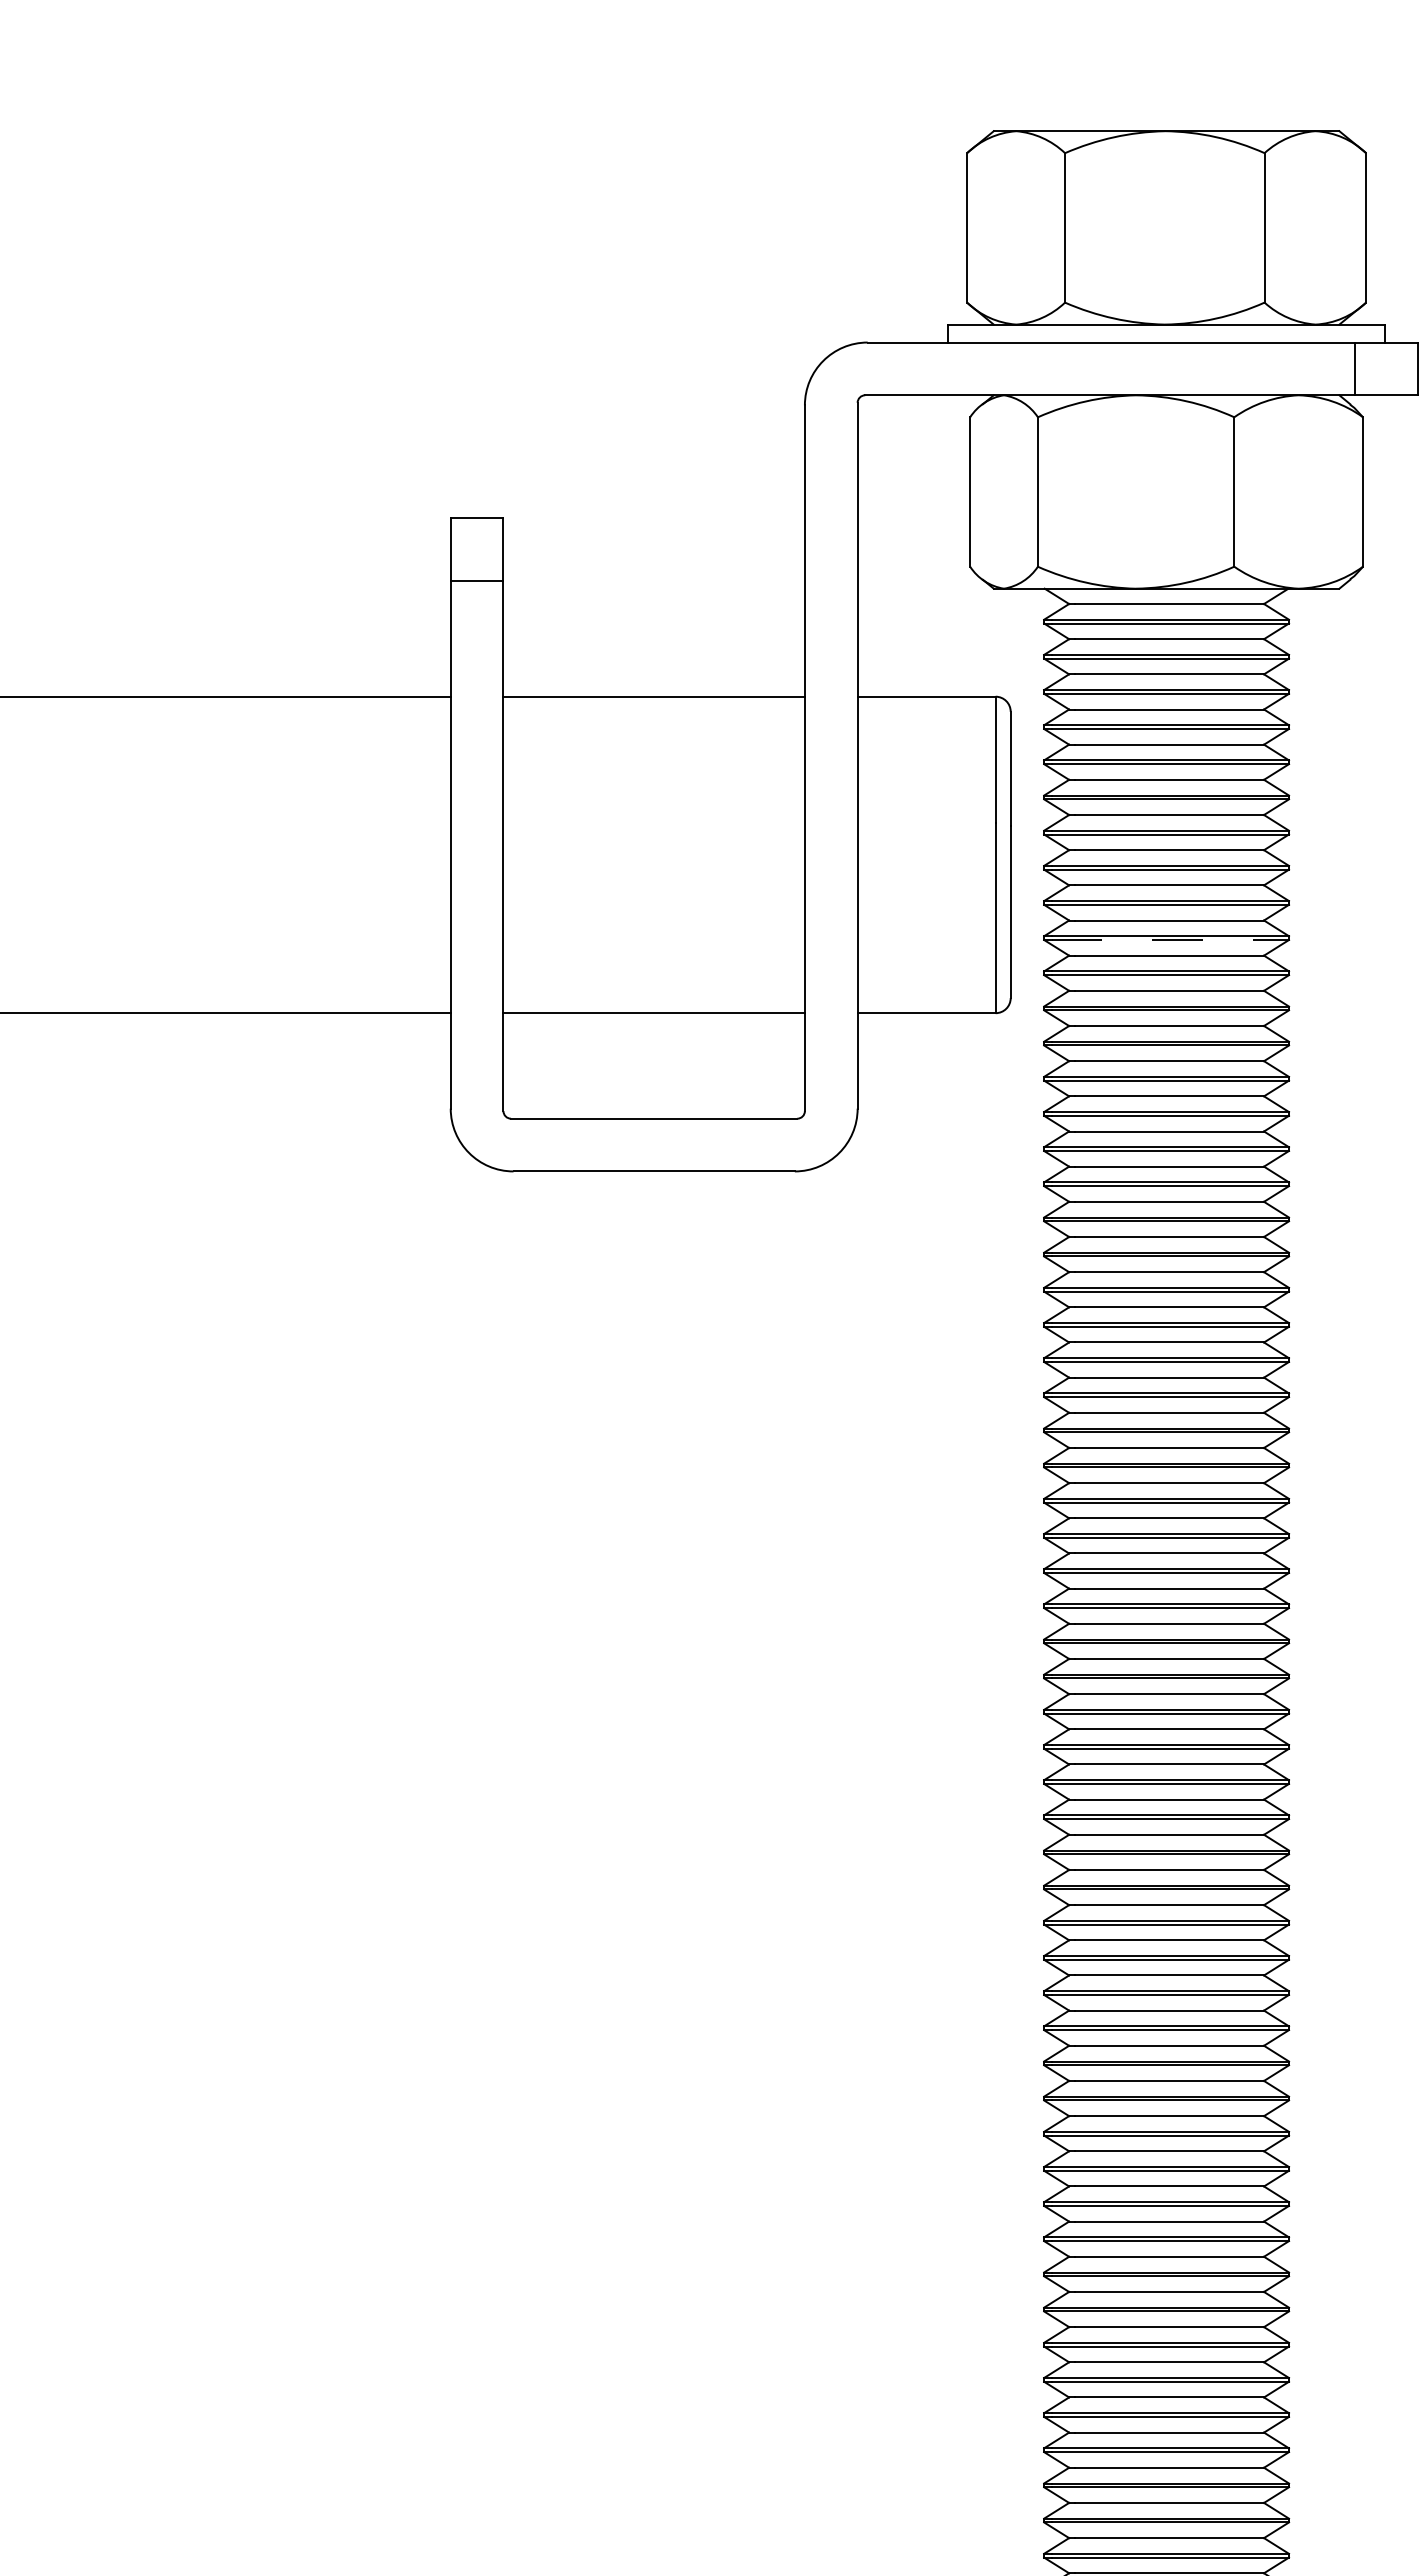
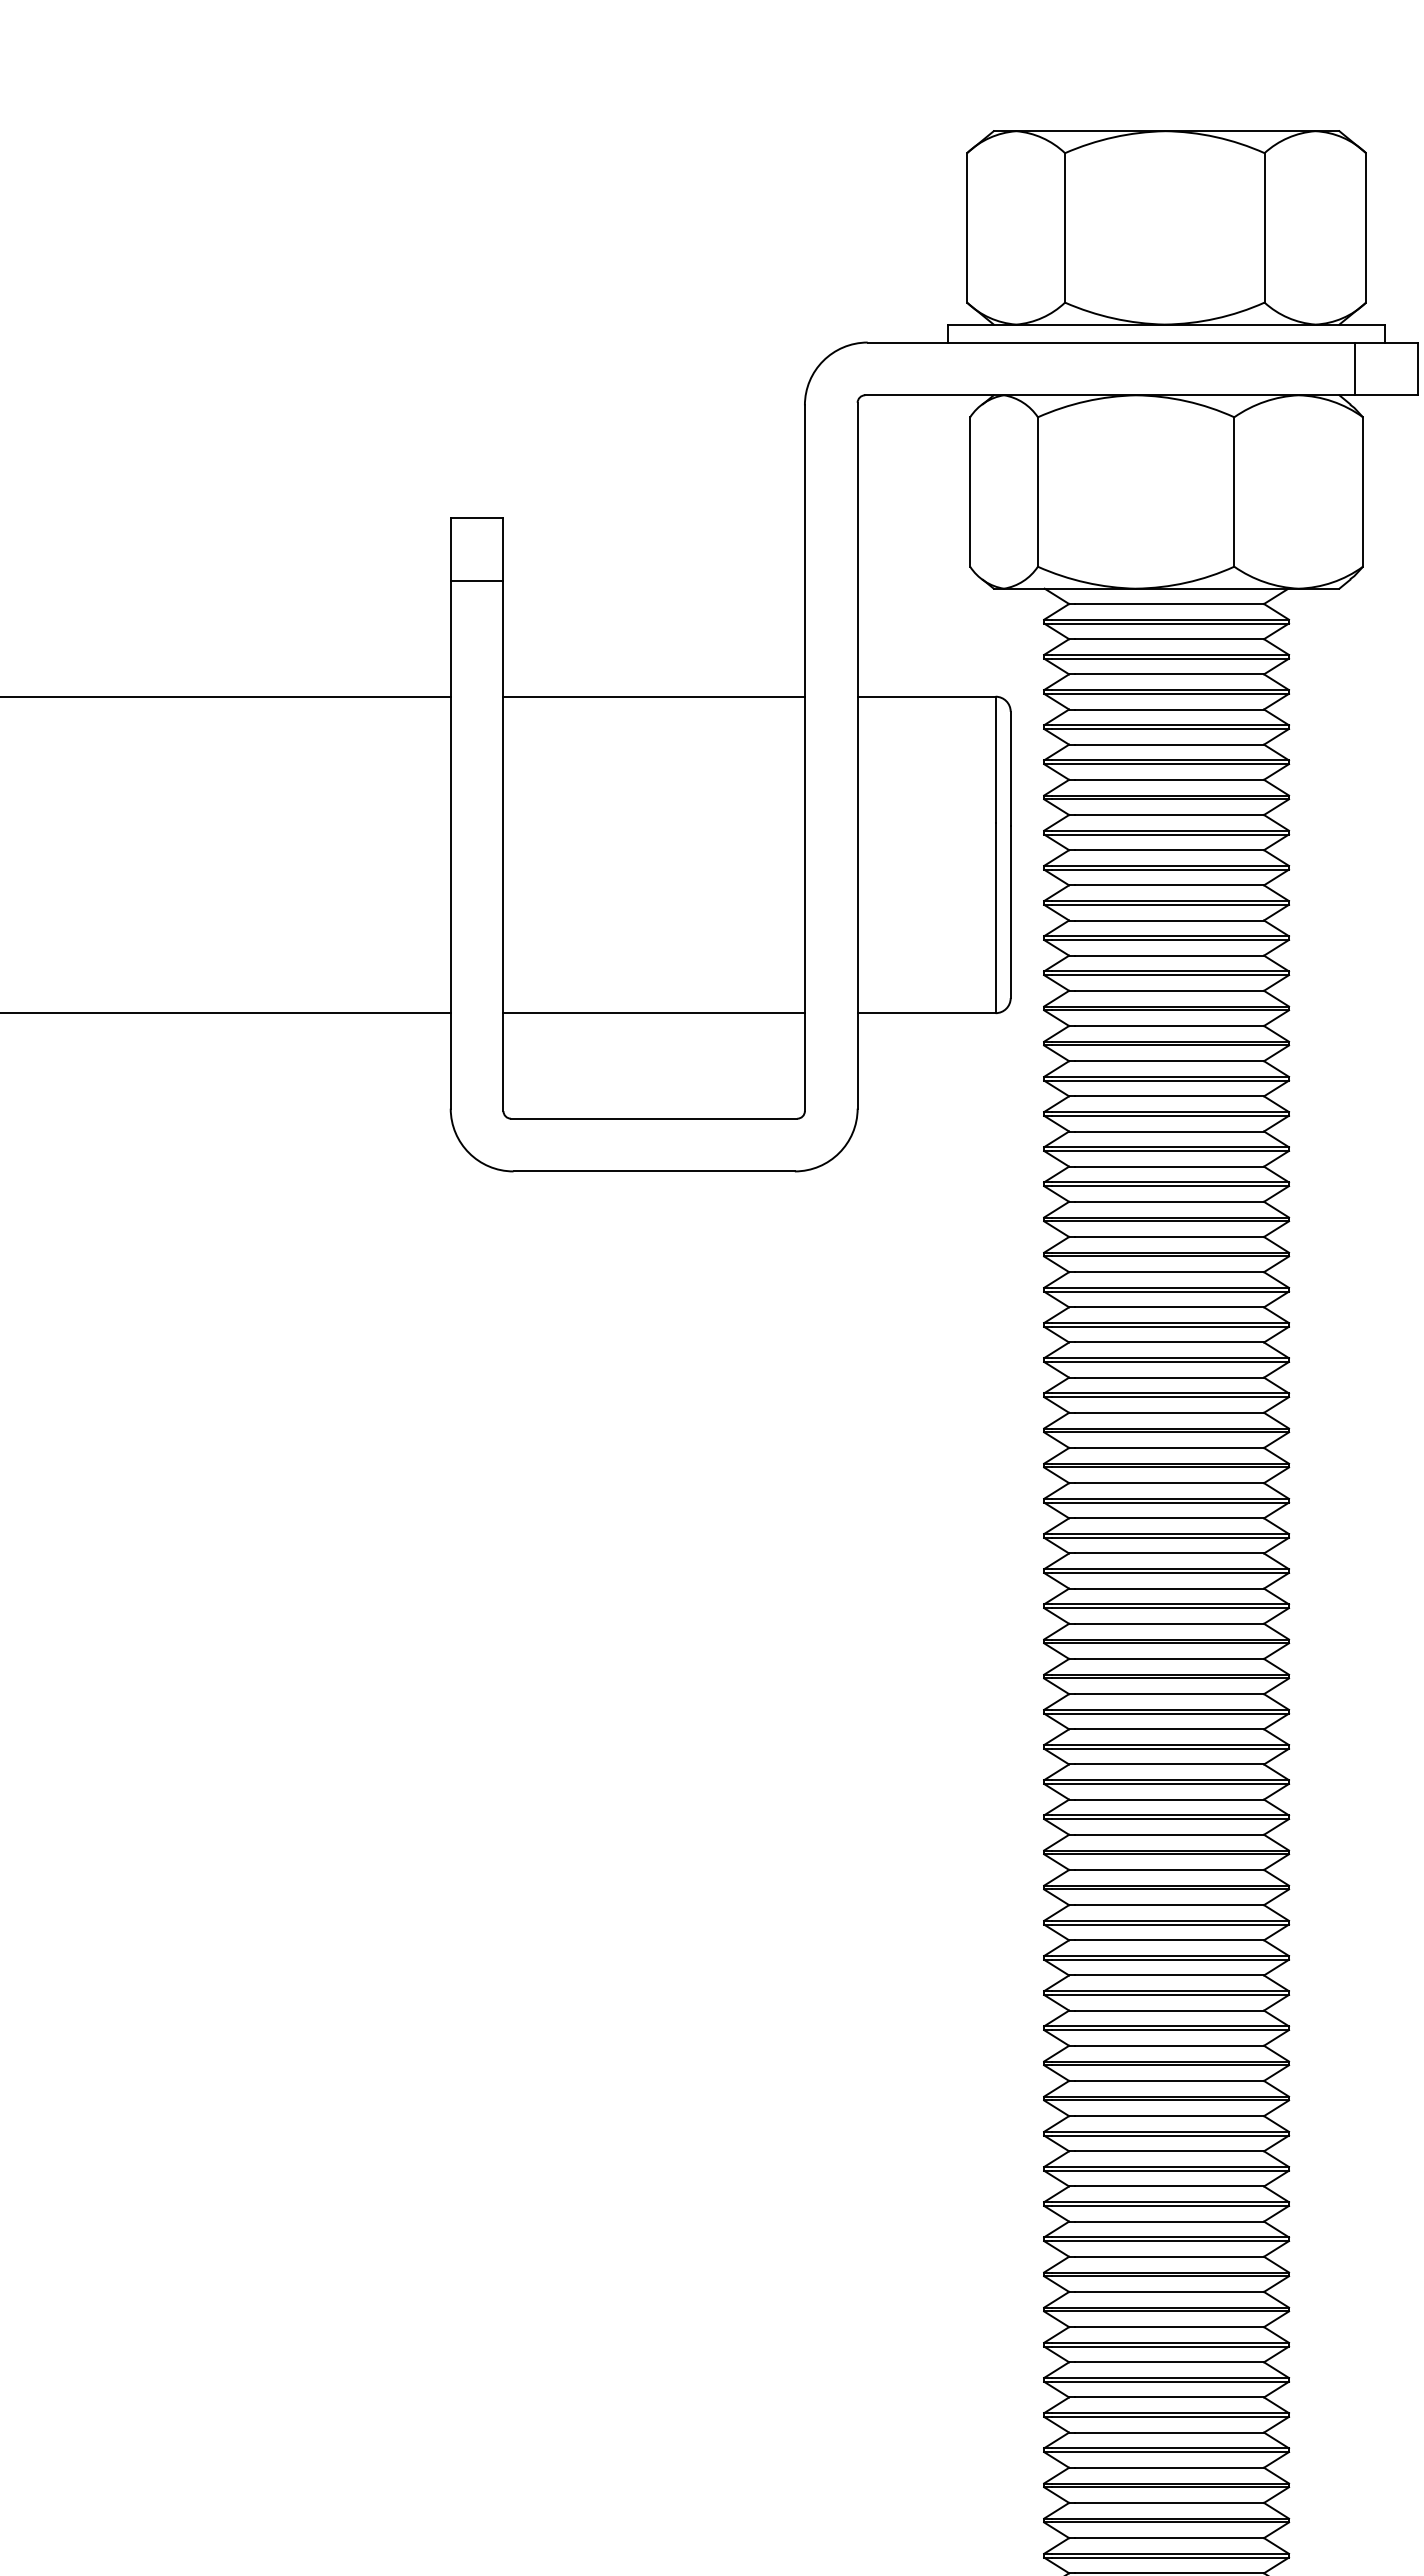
line: dashed -> solid (1170, 940)
